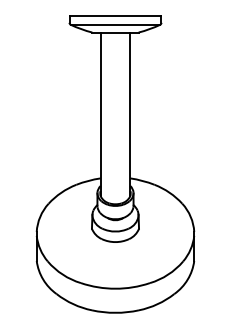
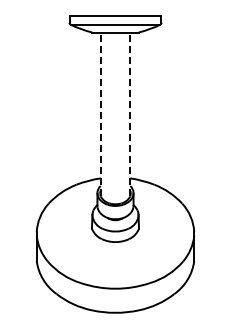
line: solid -> dashed (100, 114)
line: solid -> dashed (130, 114)
